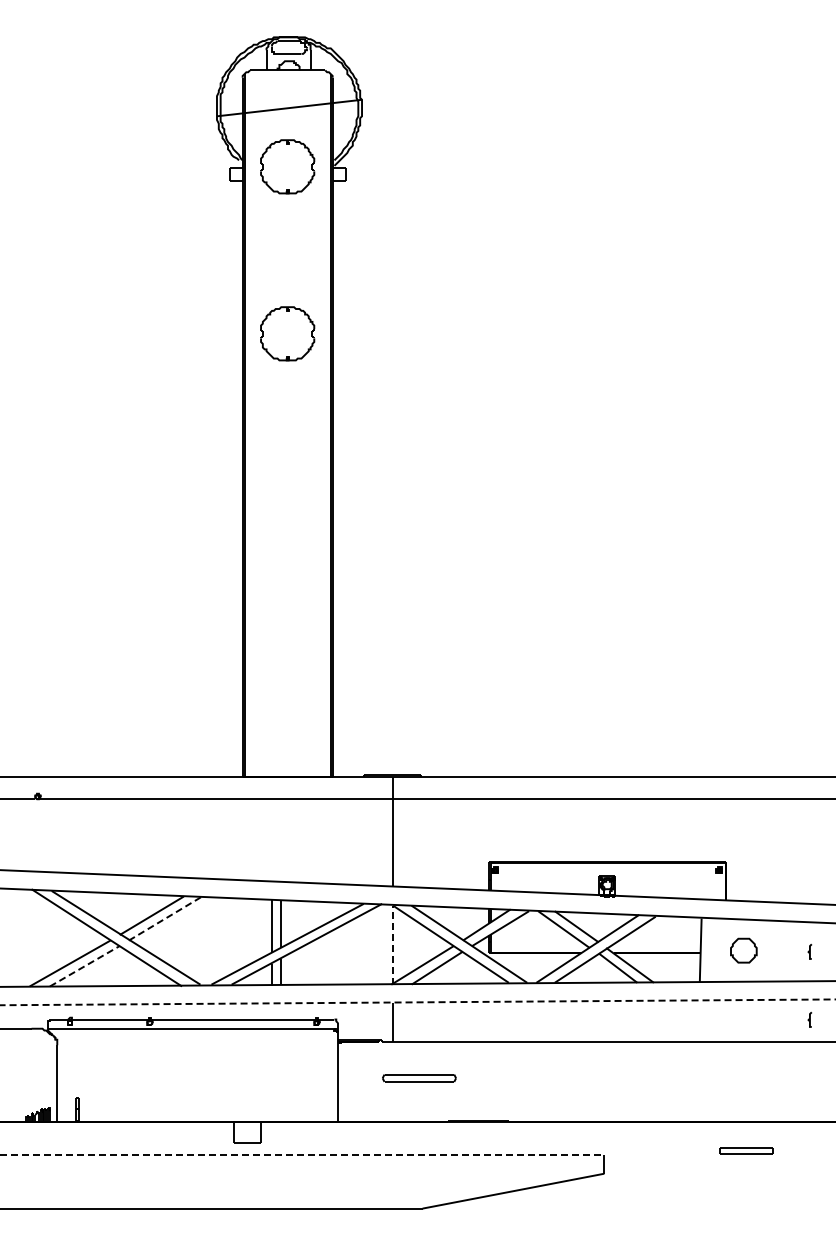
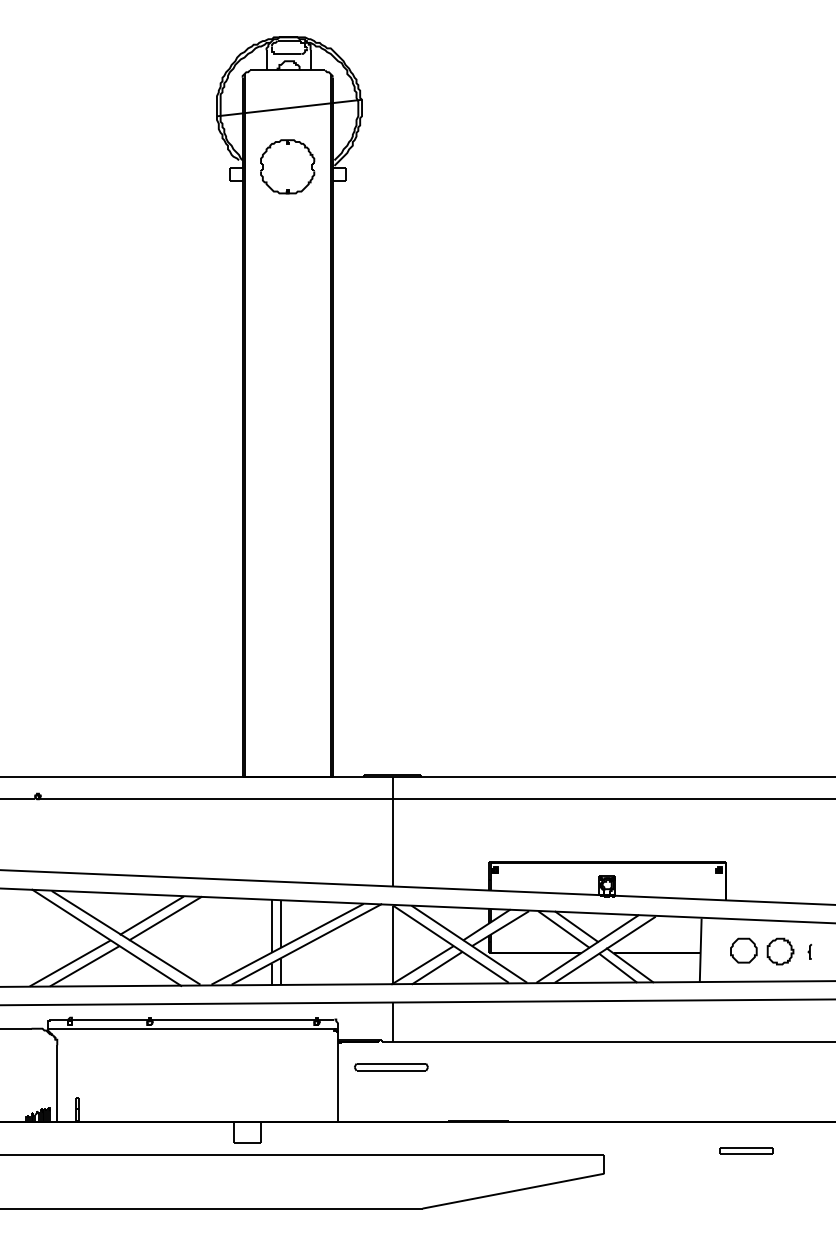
part: present -> none (287, 333)
line: dashed -> solid (165, 918)
line: dashed -> solid (393, 944)
part: none -> present (780, 951)
line: dashed -> solid (85, 966)
line: dashed -> solid (417, 1002)
curve: present -> none (809, 1019)
part position: (419, 1078) -> (391, 1067) (391, 1067)
line: dashed -> solid (302, 1155)
